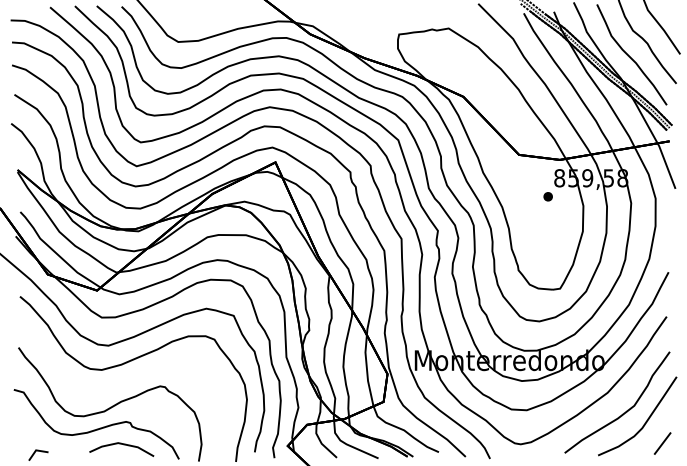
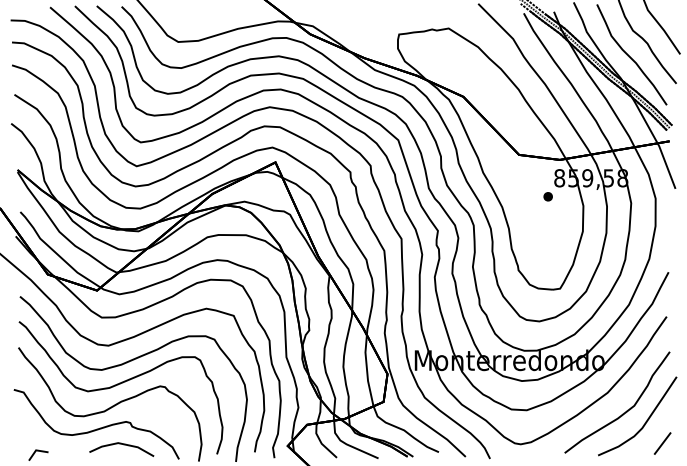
part: none -> present (120, 387)
